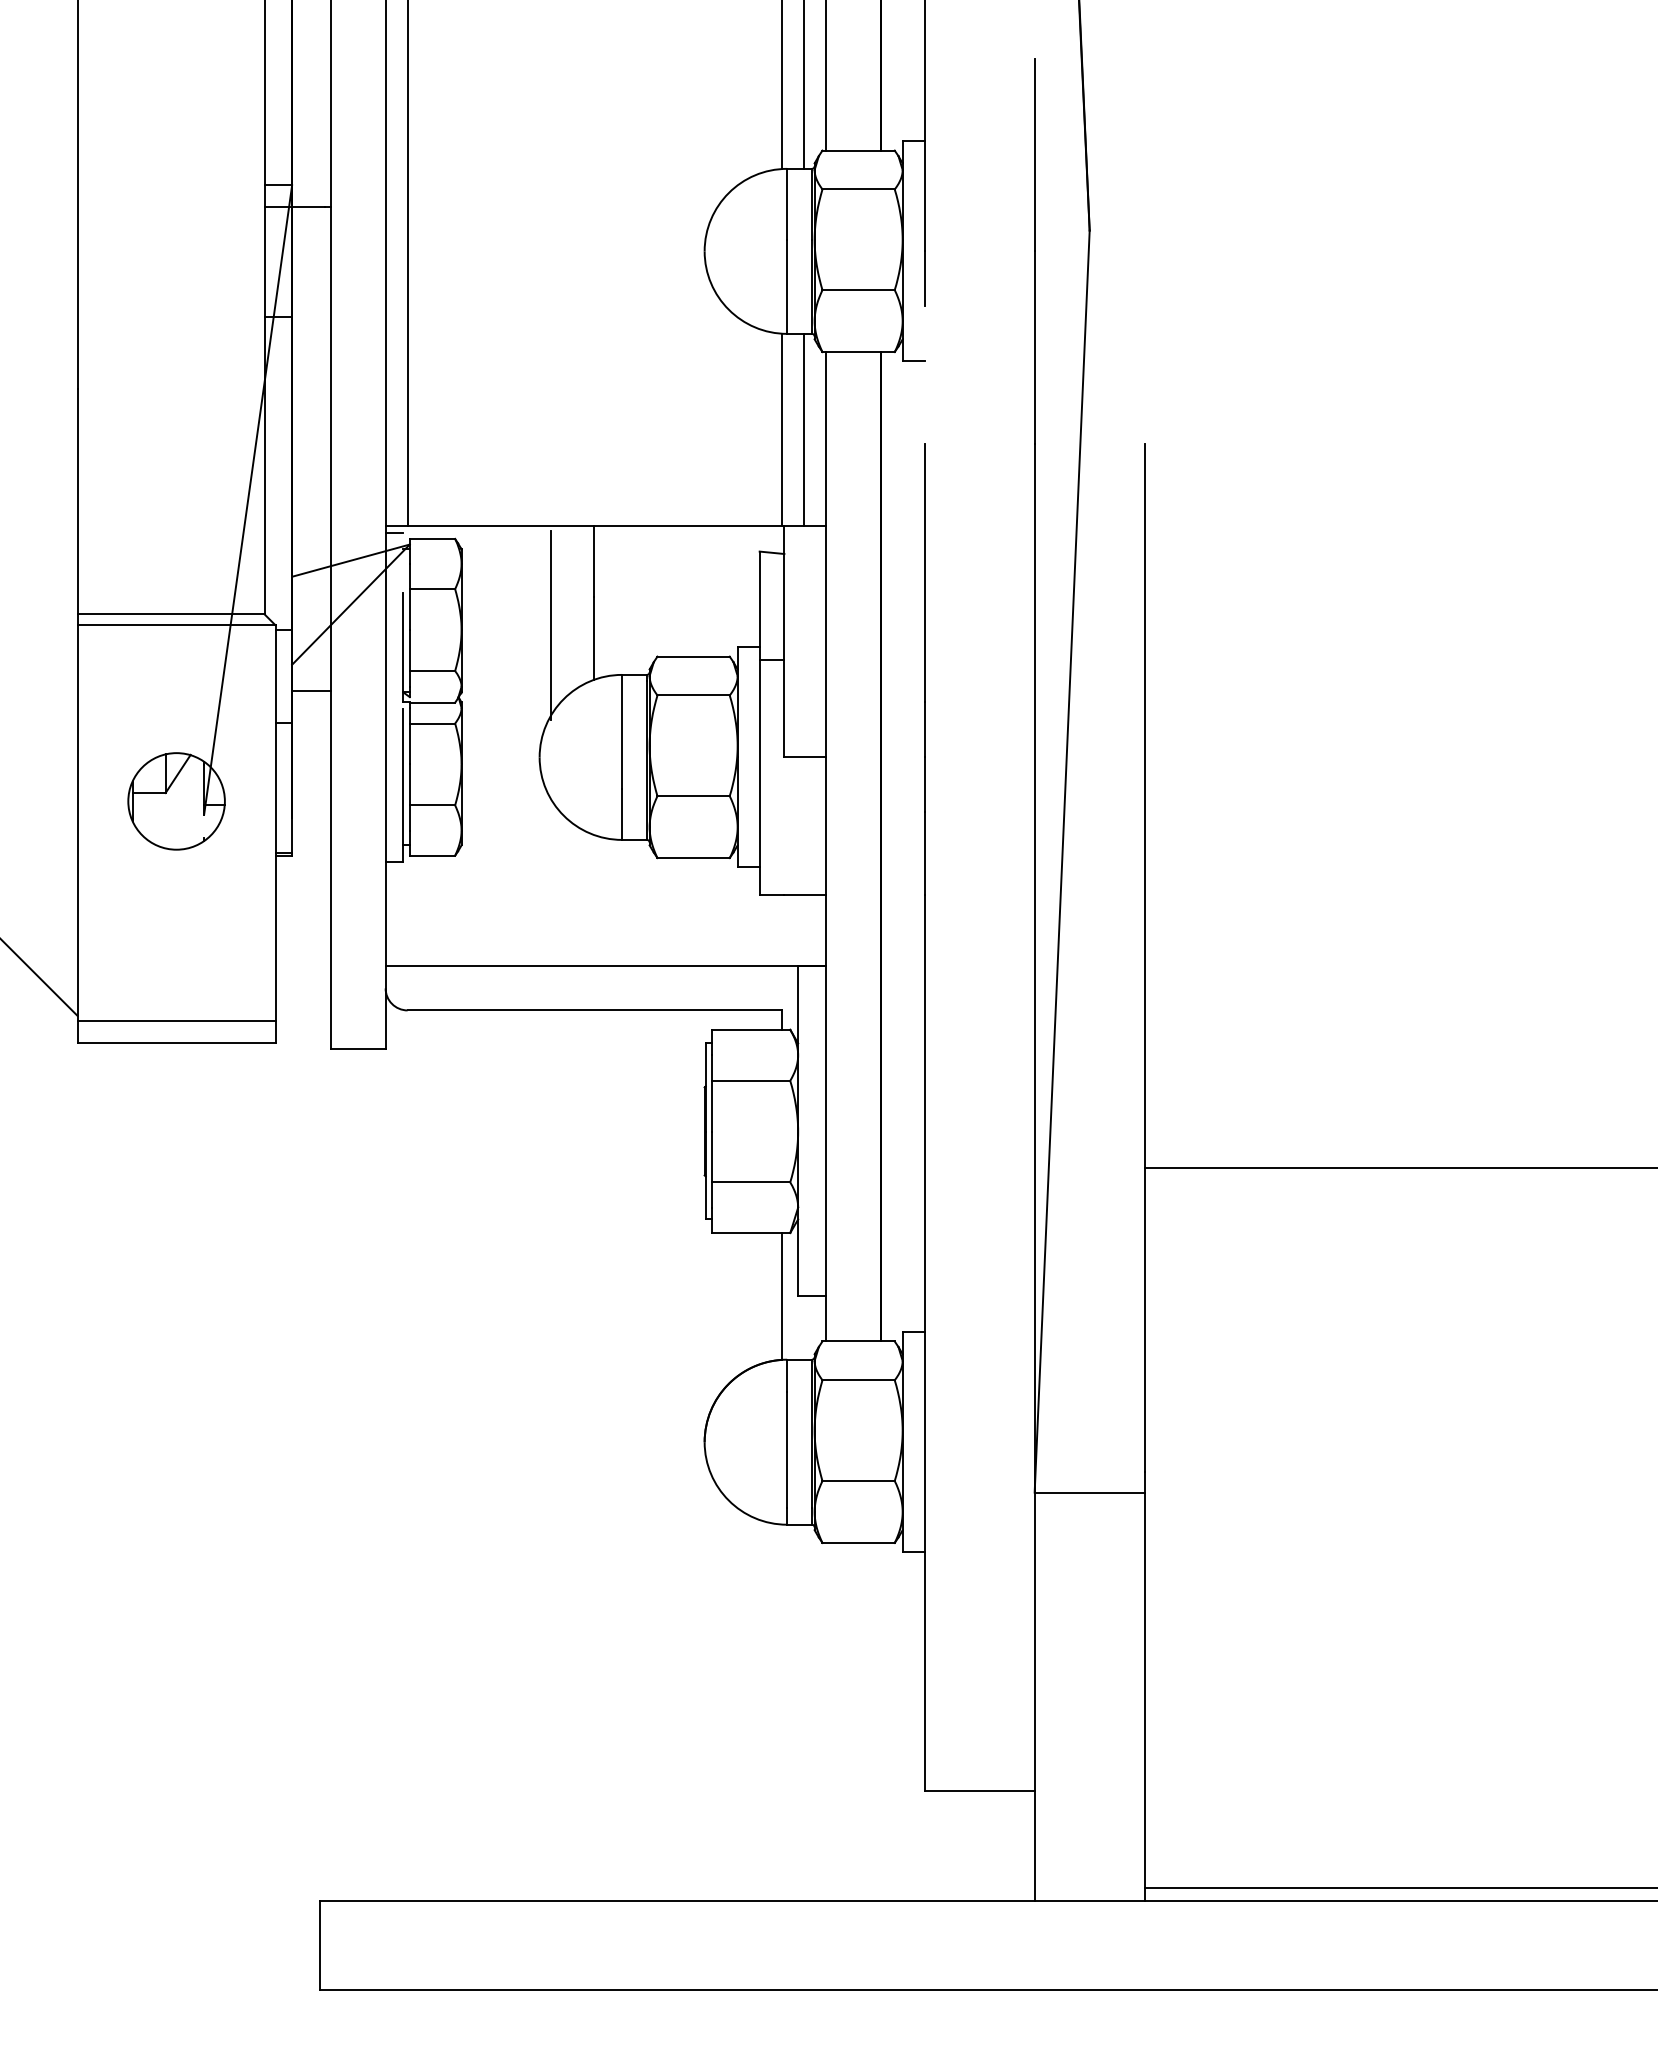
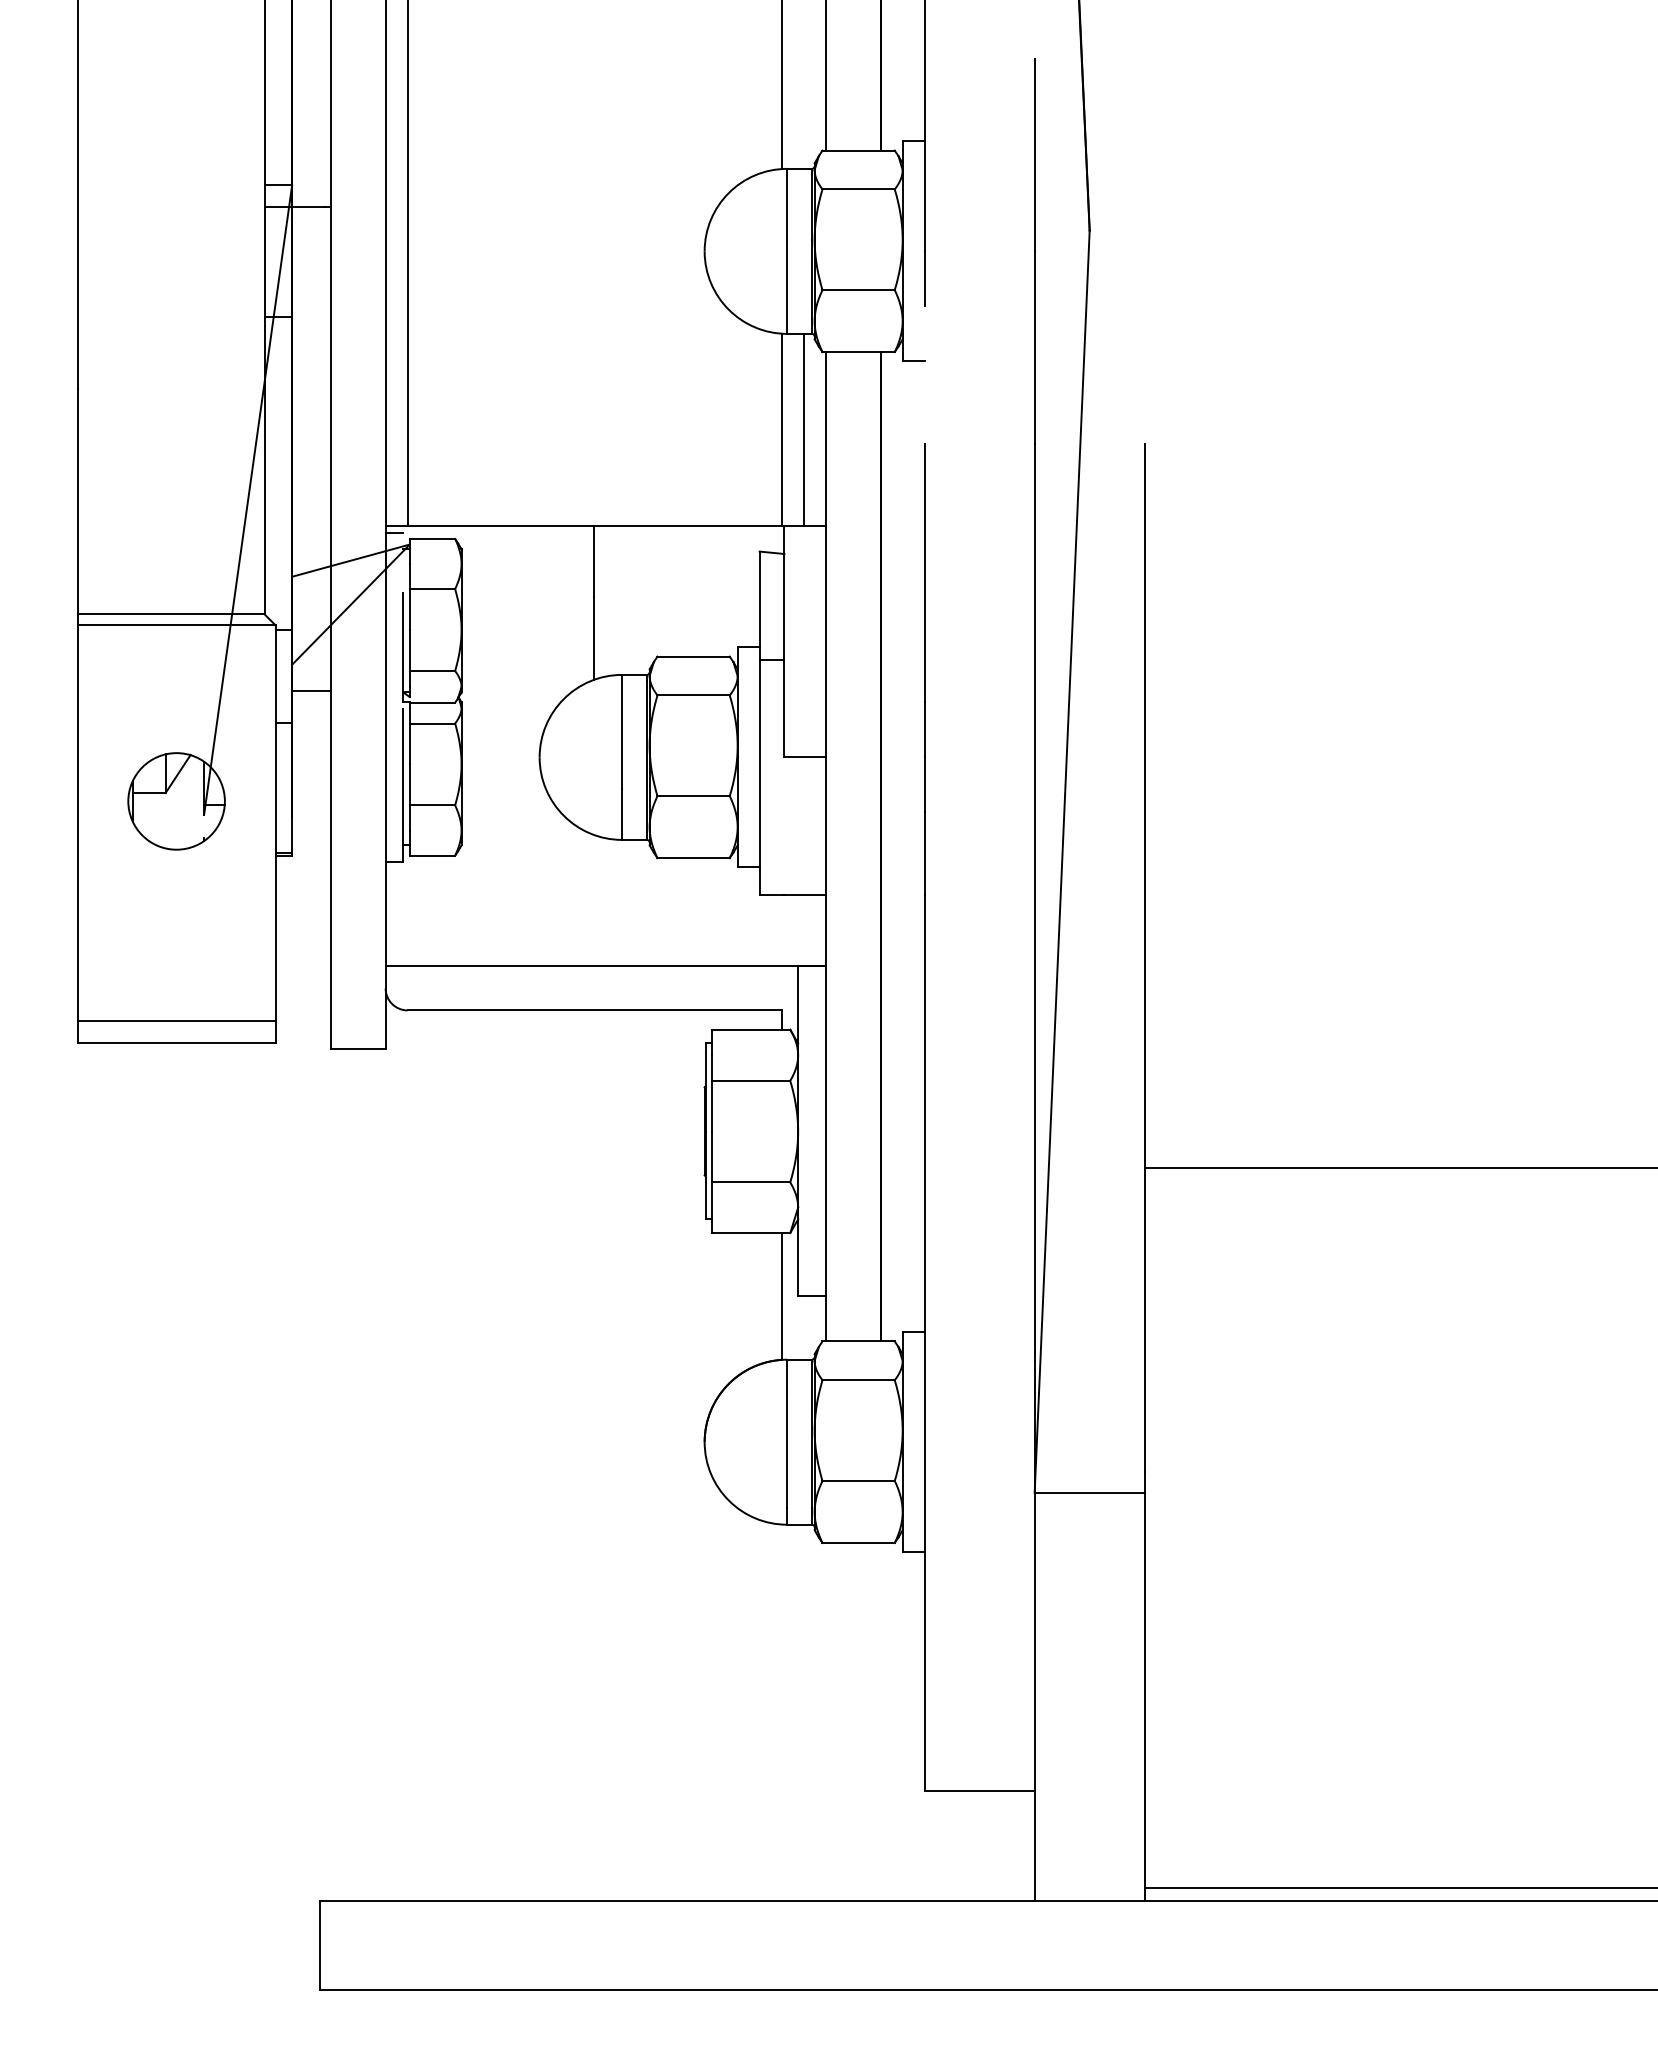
line: present -> none (803, 85)
line: present -> none (550, 625)
line: present -> none (39, 977)
